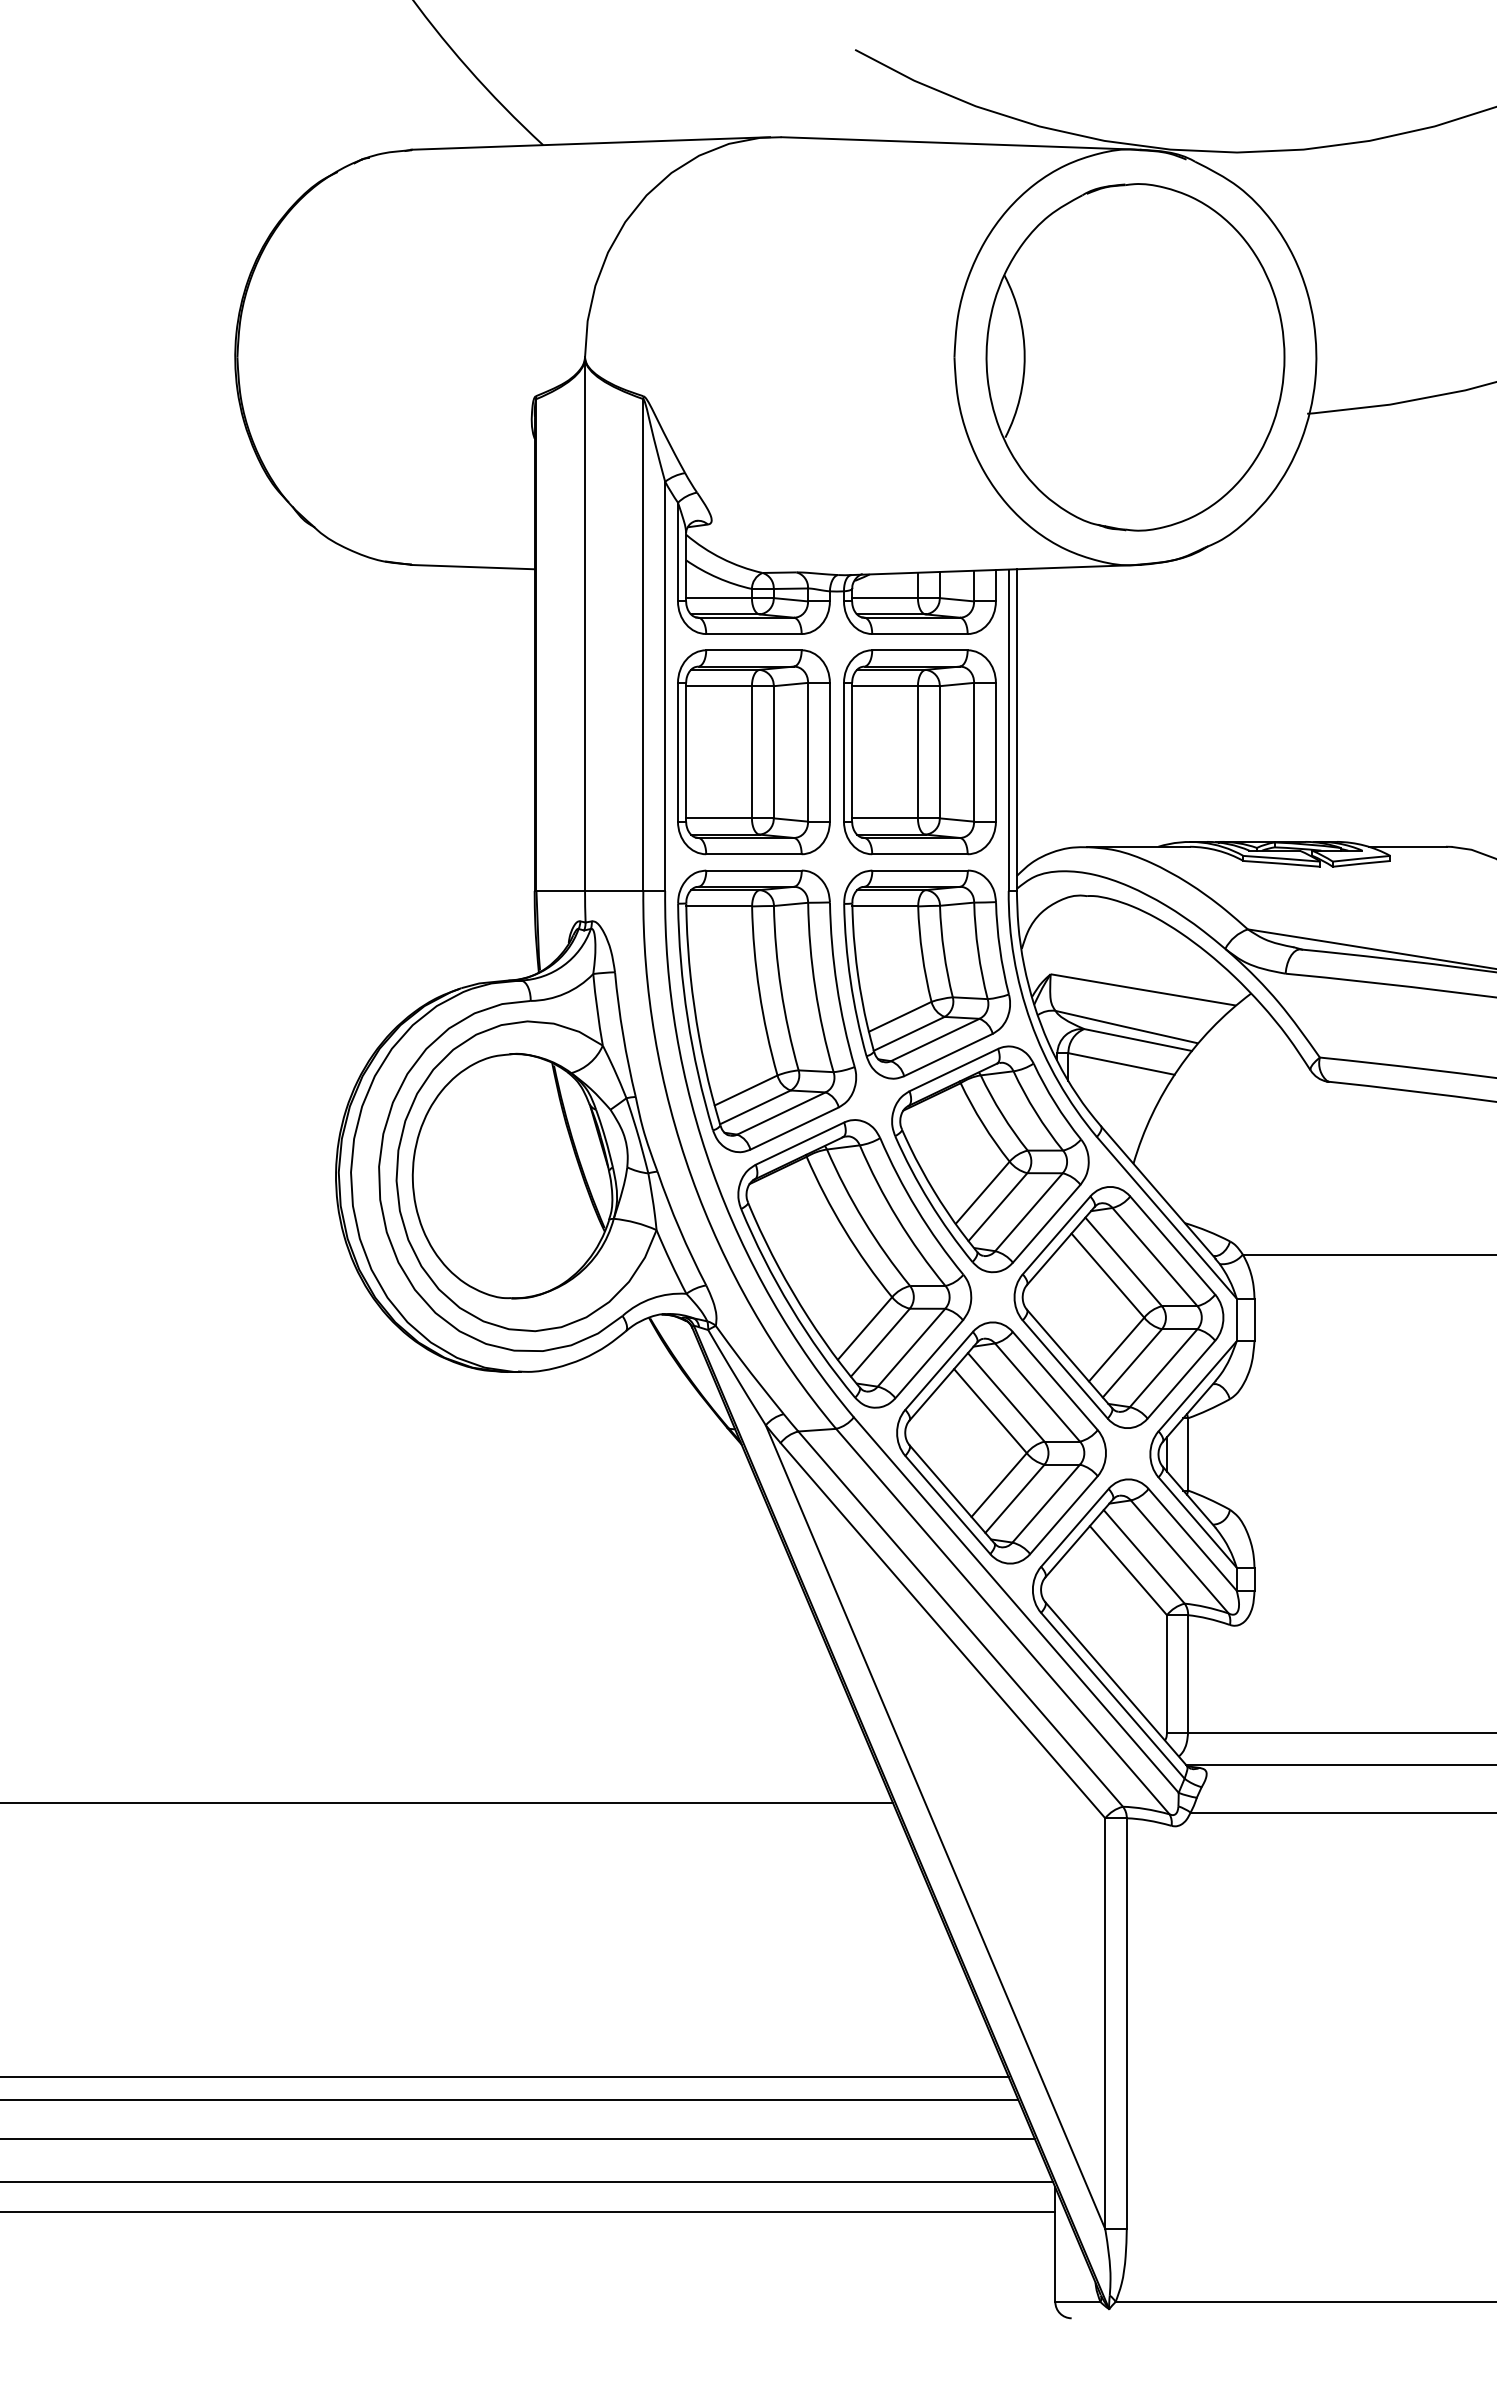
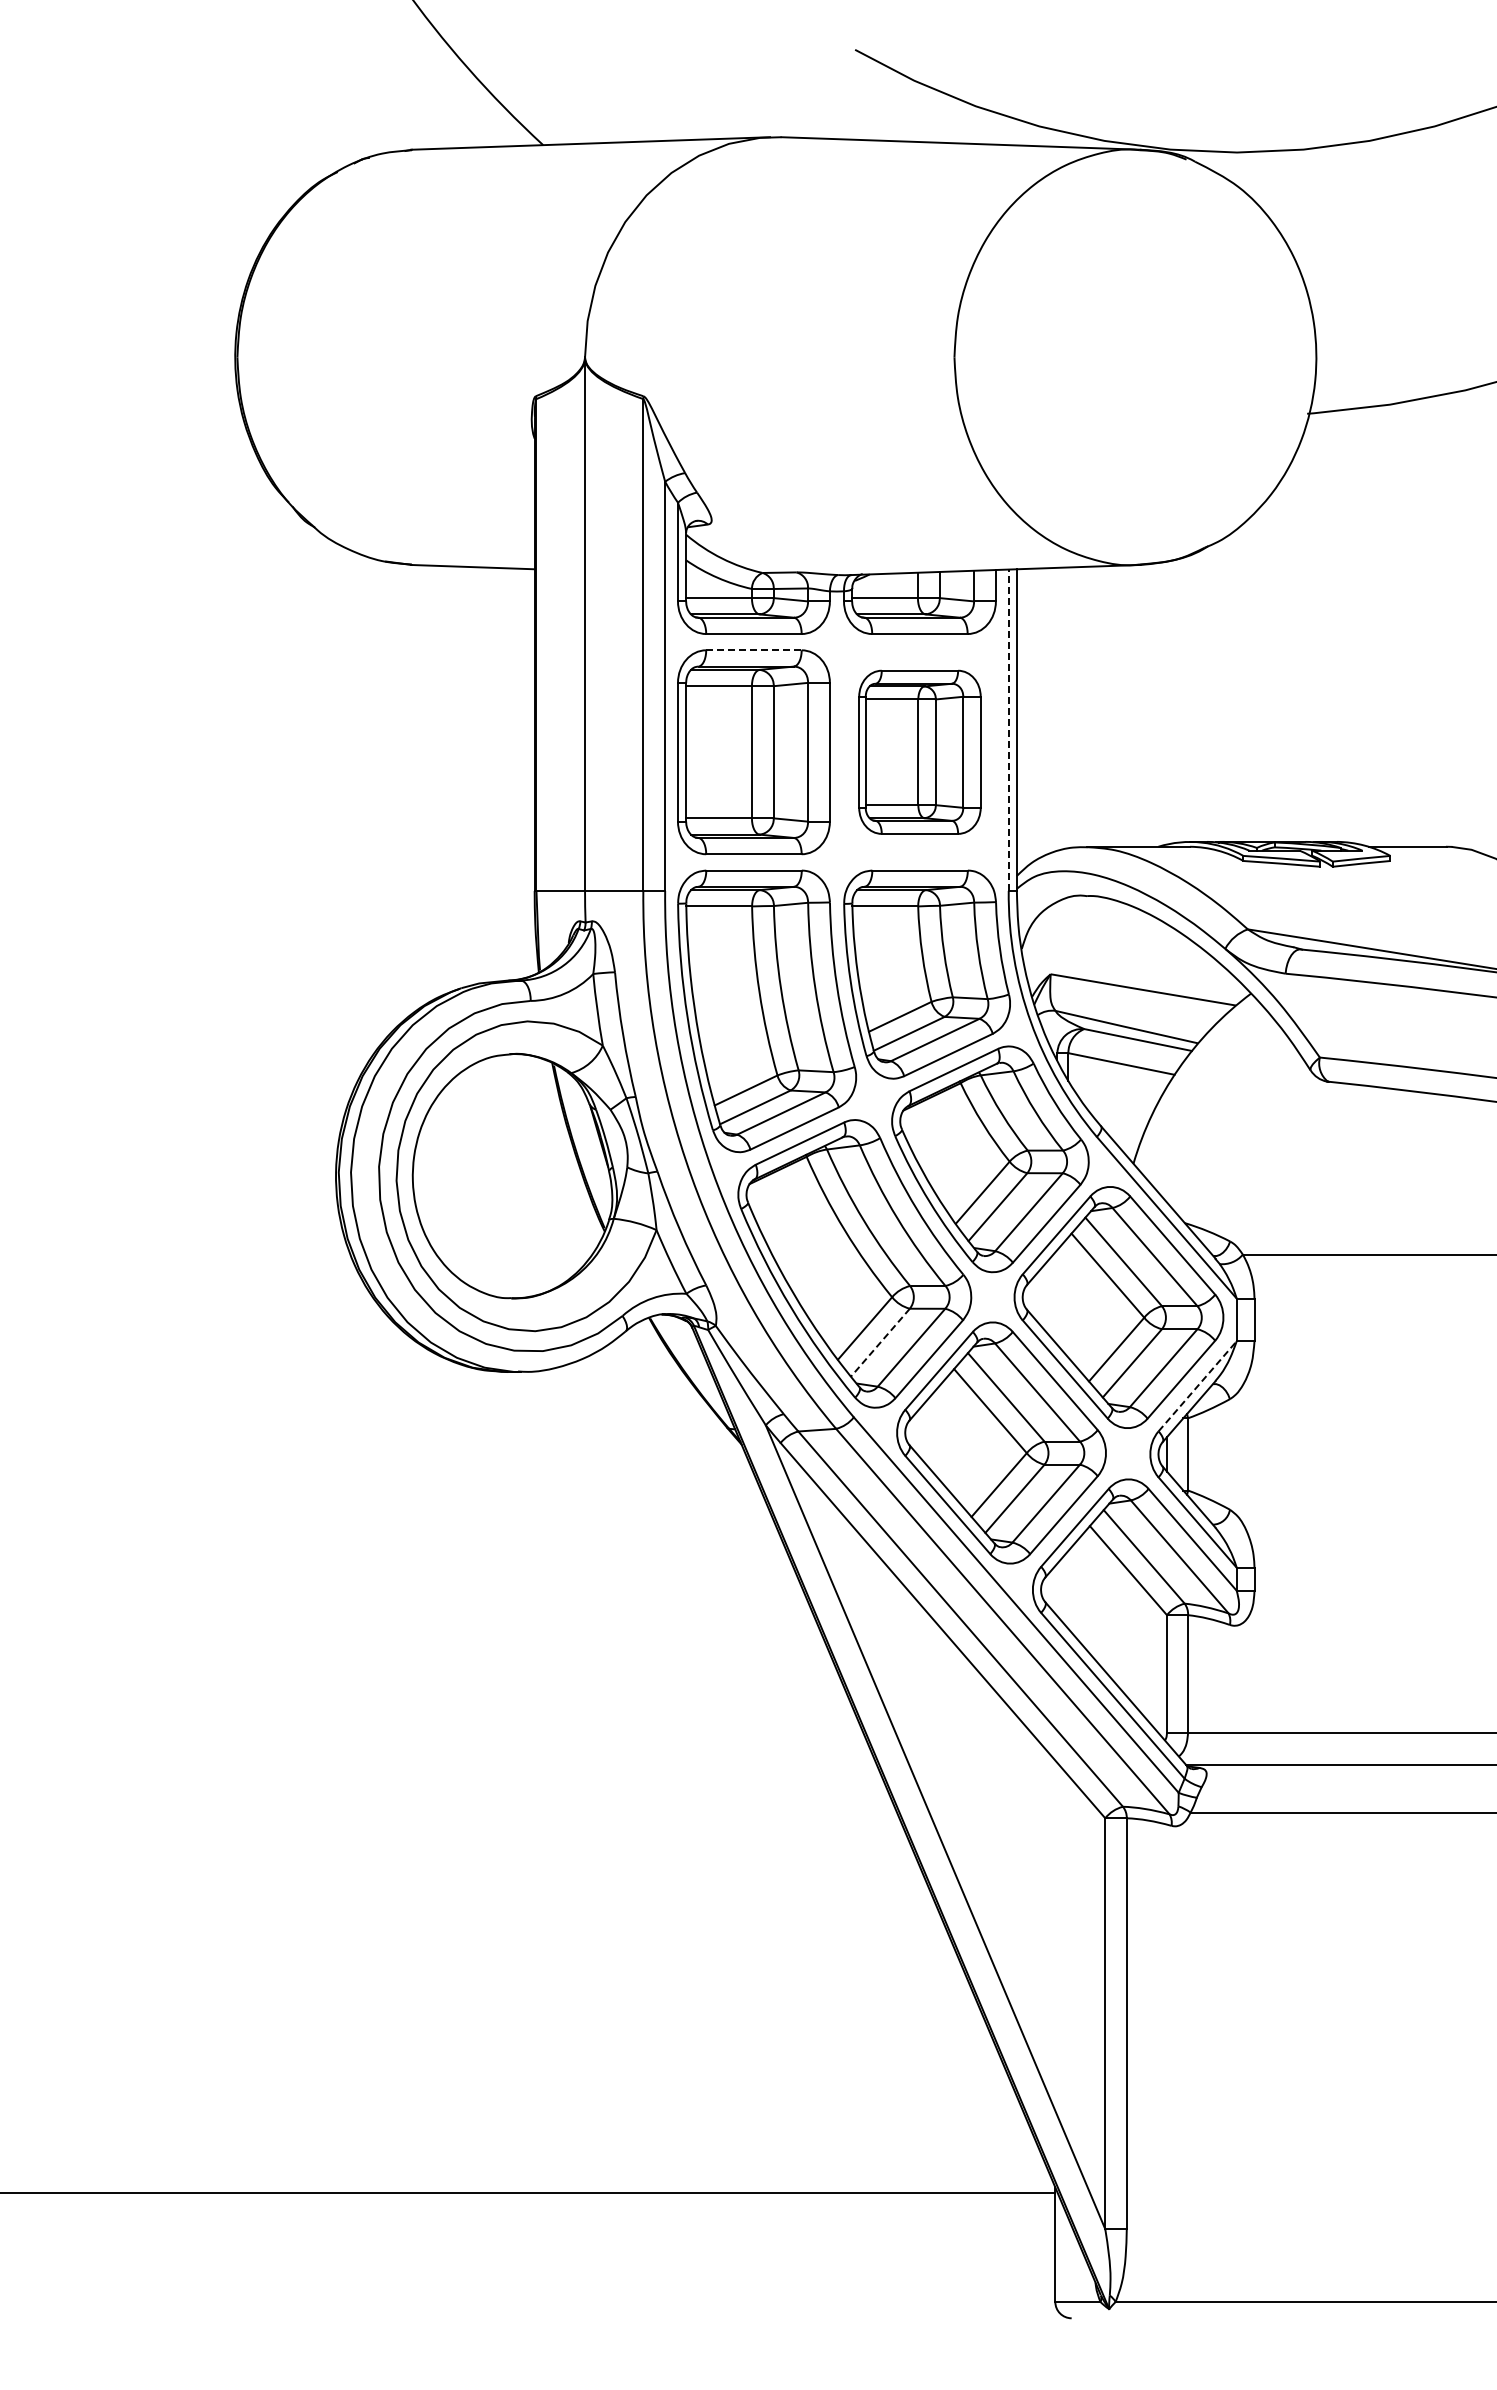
part: present -> none (1135, 357)
line: solid -> dashed (753, 650)
line: solid -> dashed (1008, 730)
part size: 154x207 px -> 124x166 px (919, 751)
line: solid -> dashed (880, 1342)
line: solid -> dashed (1197, 1386)
line: present -> none (447, 1803)
line: present -> none (505, 2076)
line: present -> none (510, 2099)
line: present -> none (518, 2138)
line: present -> none (527, 2181)
line position: (528, 2211) -> (528, 2192) (528, 2192)
